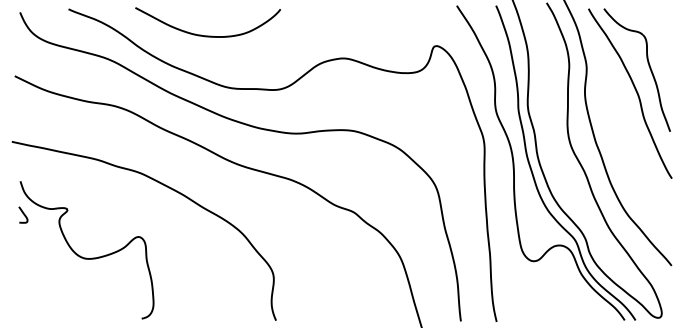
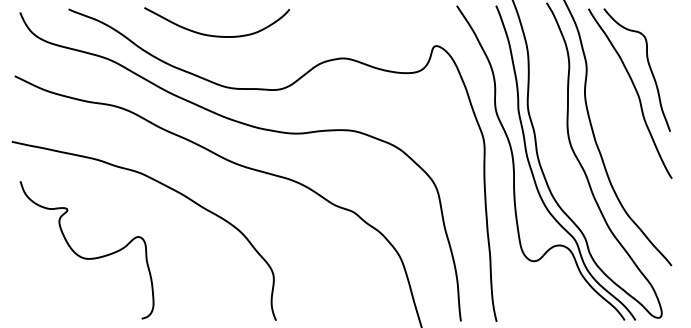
curve position: (208, 35) -> (217, 35) (217, 35)
curve: present -> none (23, 214)
